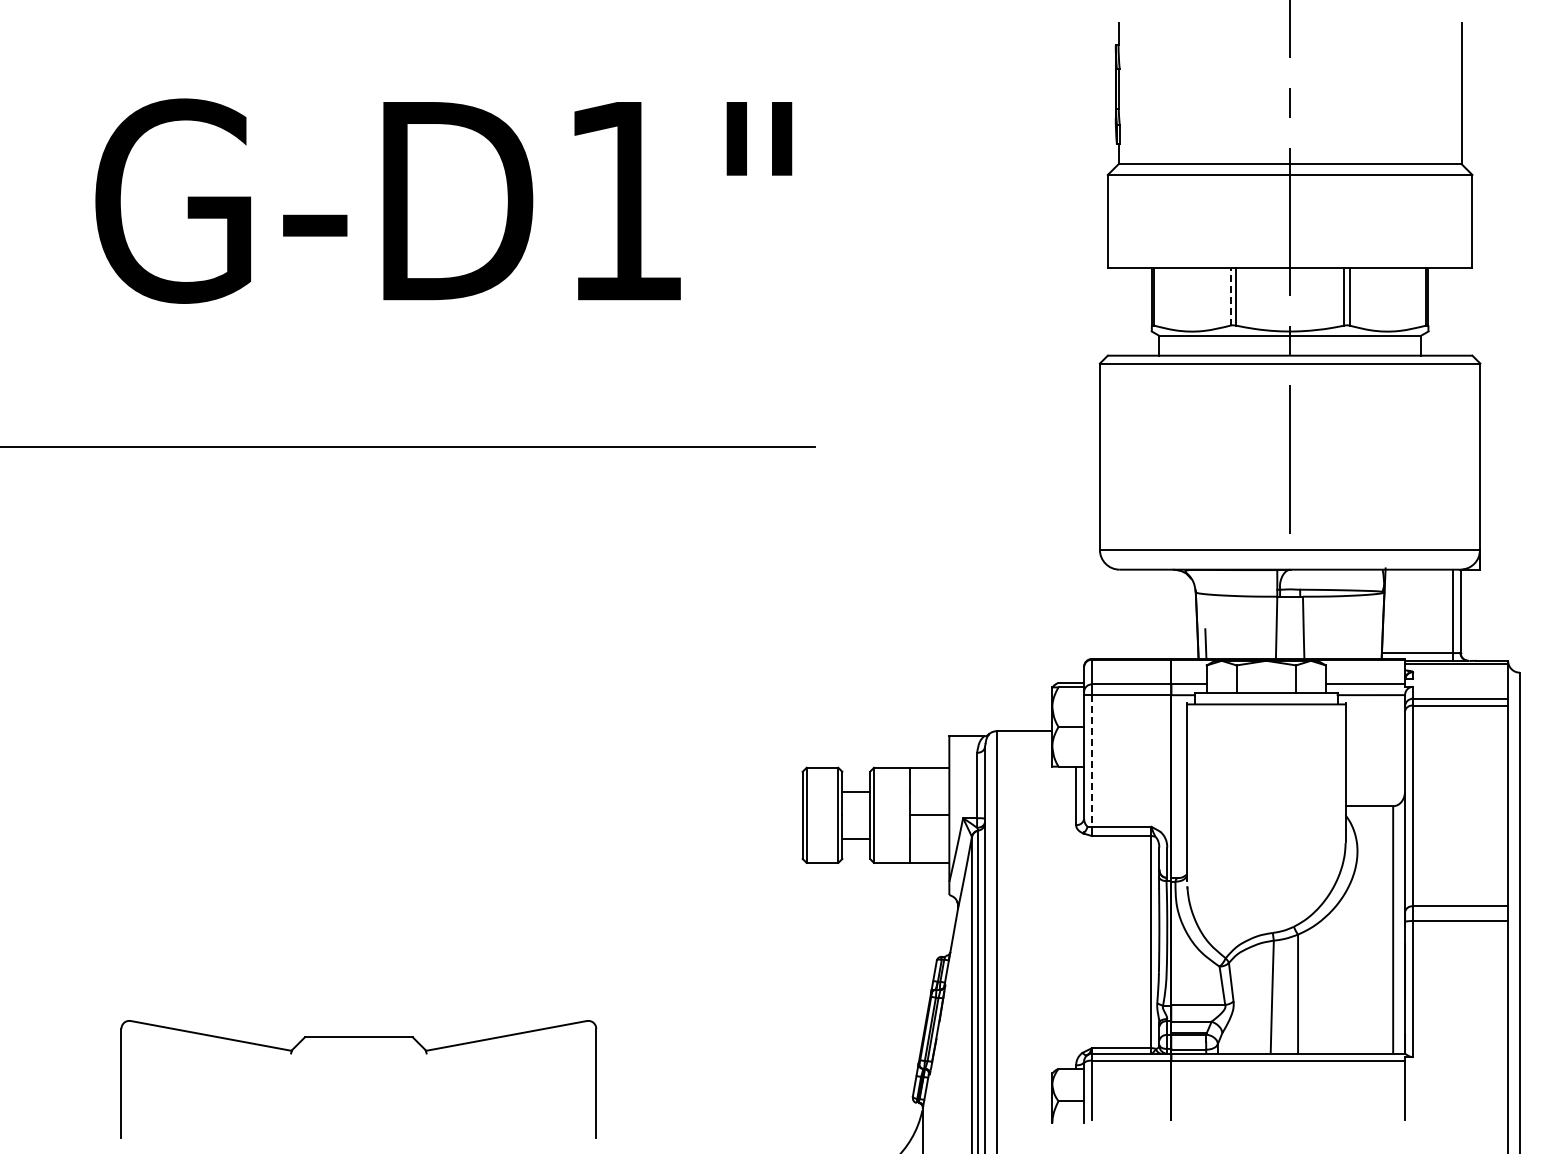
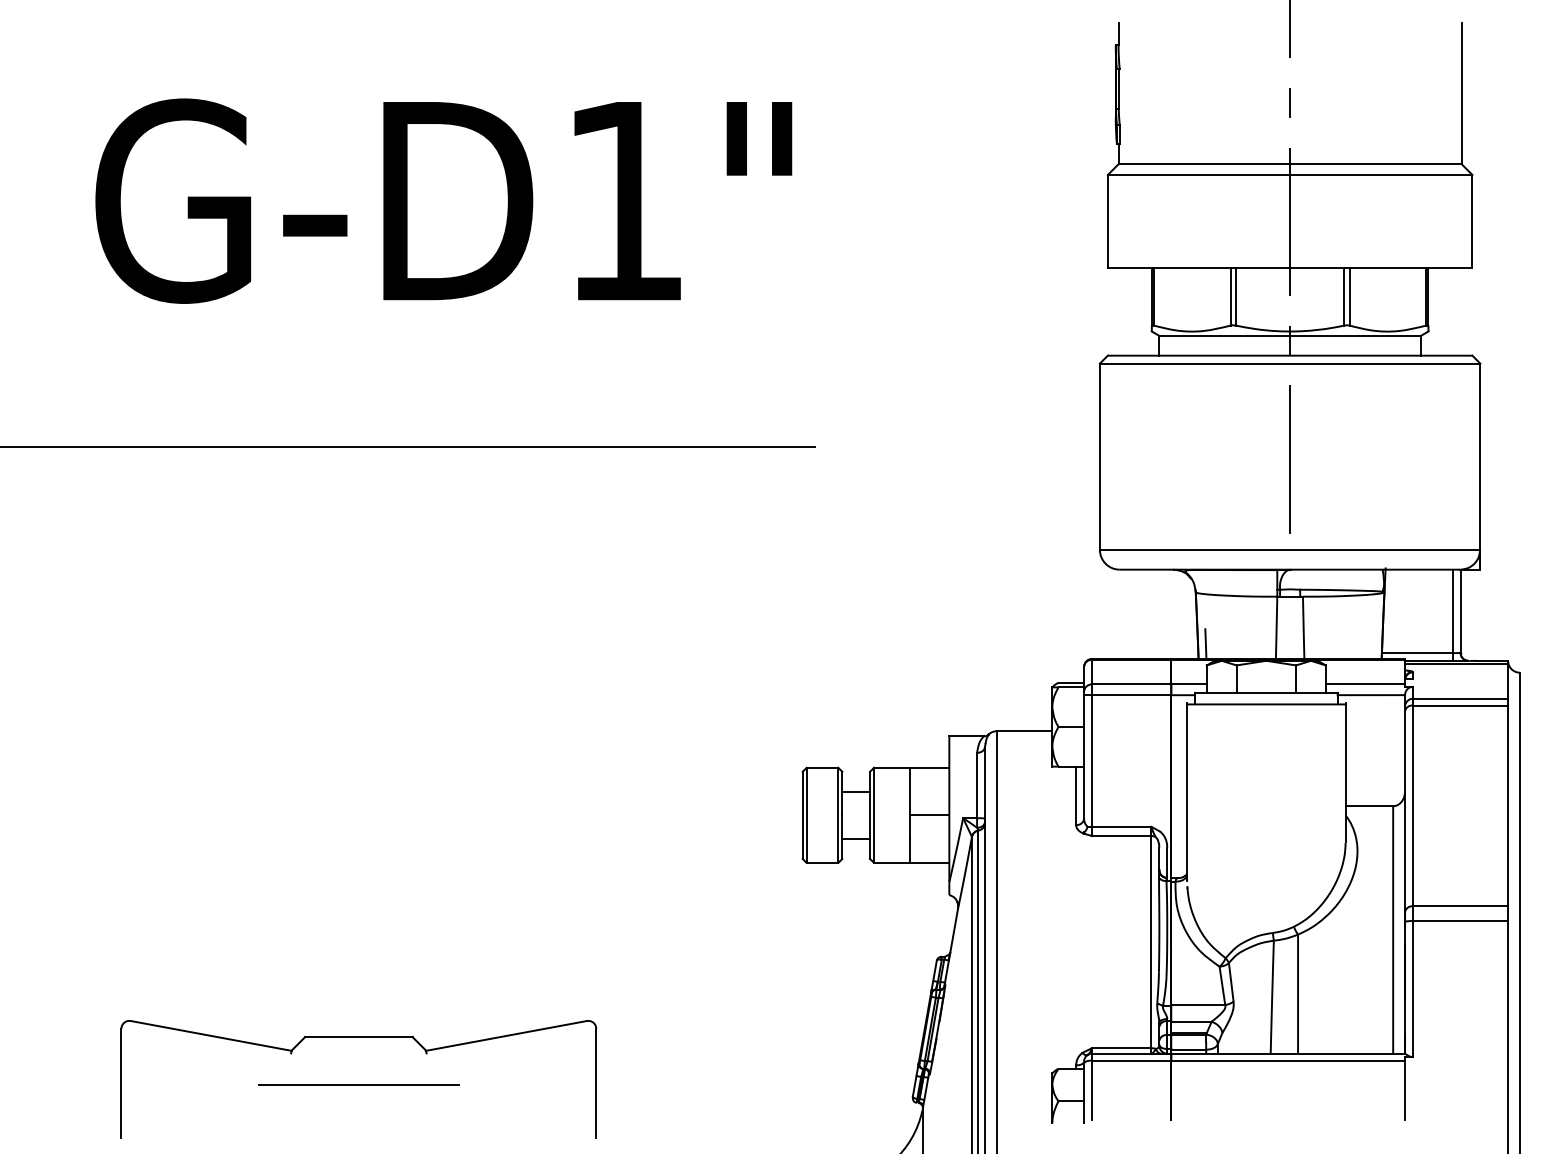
line: dashed -> solid (1230, 297)
line: dashed -> solid (1092, 761)
line: none -> present (358, 1084)
